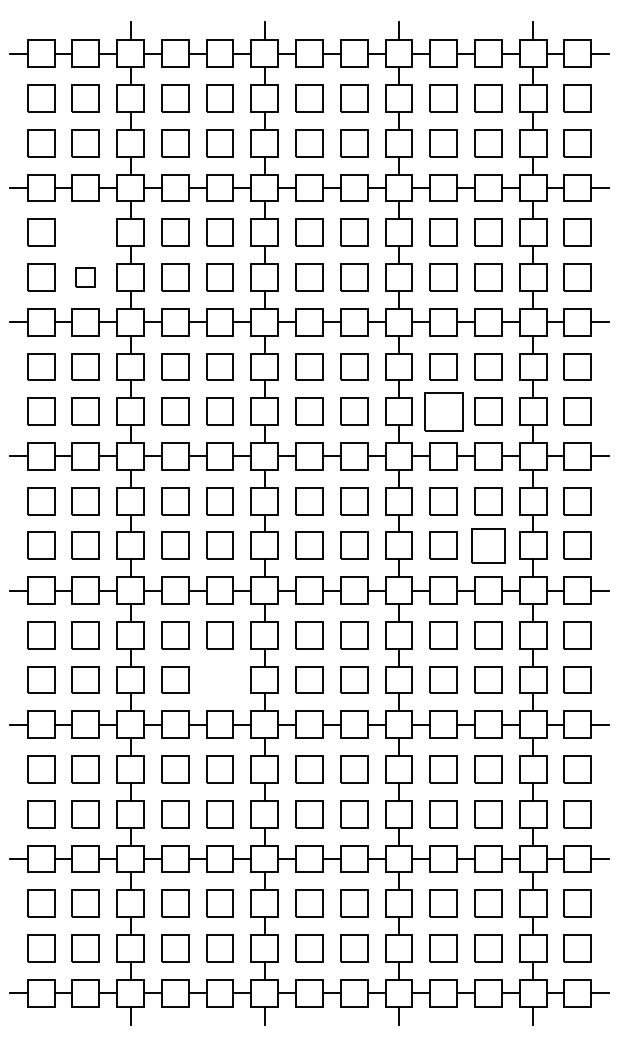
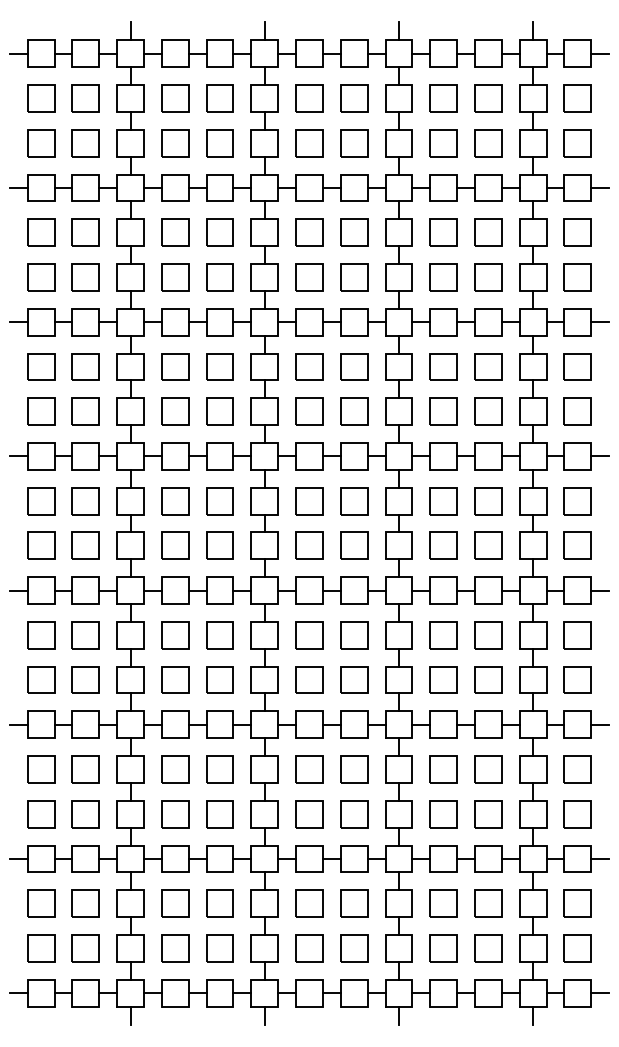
part: none -> present (85, 232)
part size: 21x21 px -> 29x29 px (85, 277)
part size: 40x40 px -> 29x29 px (443, 411)
part size: 35x36 px -> 29x29 px (488, 545)
part: none -> present (219, 679)
